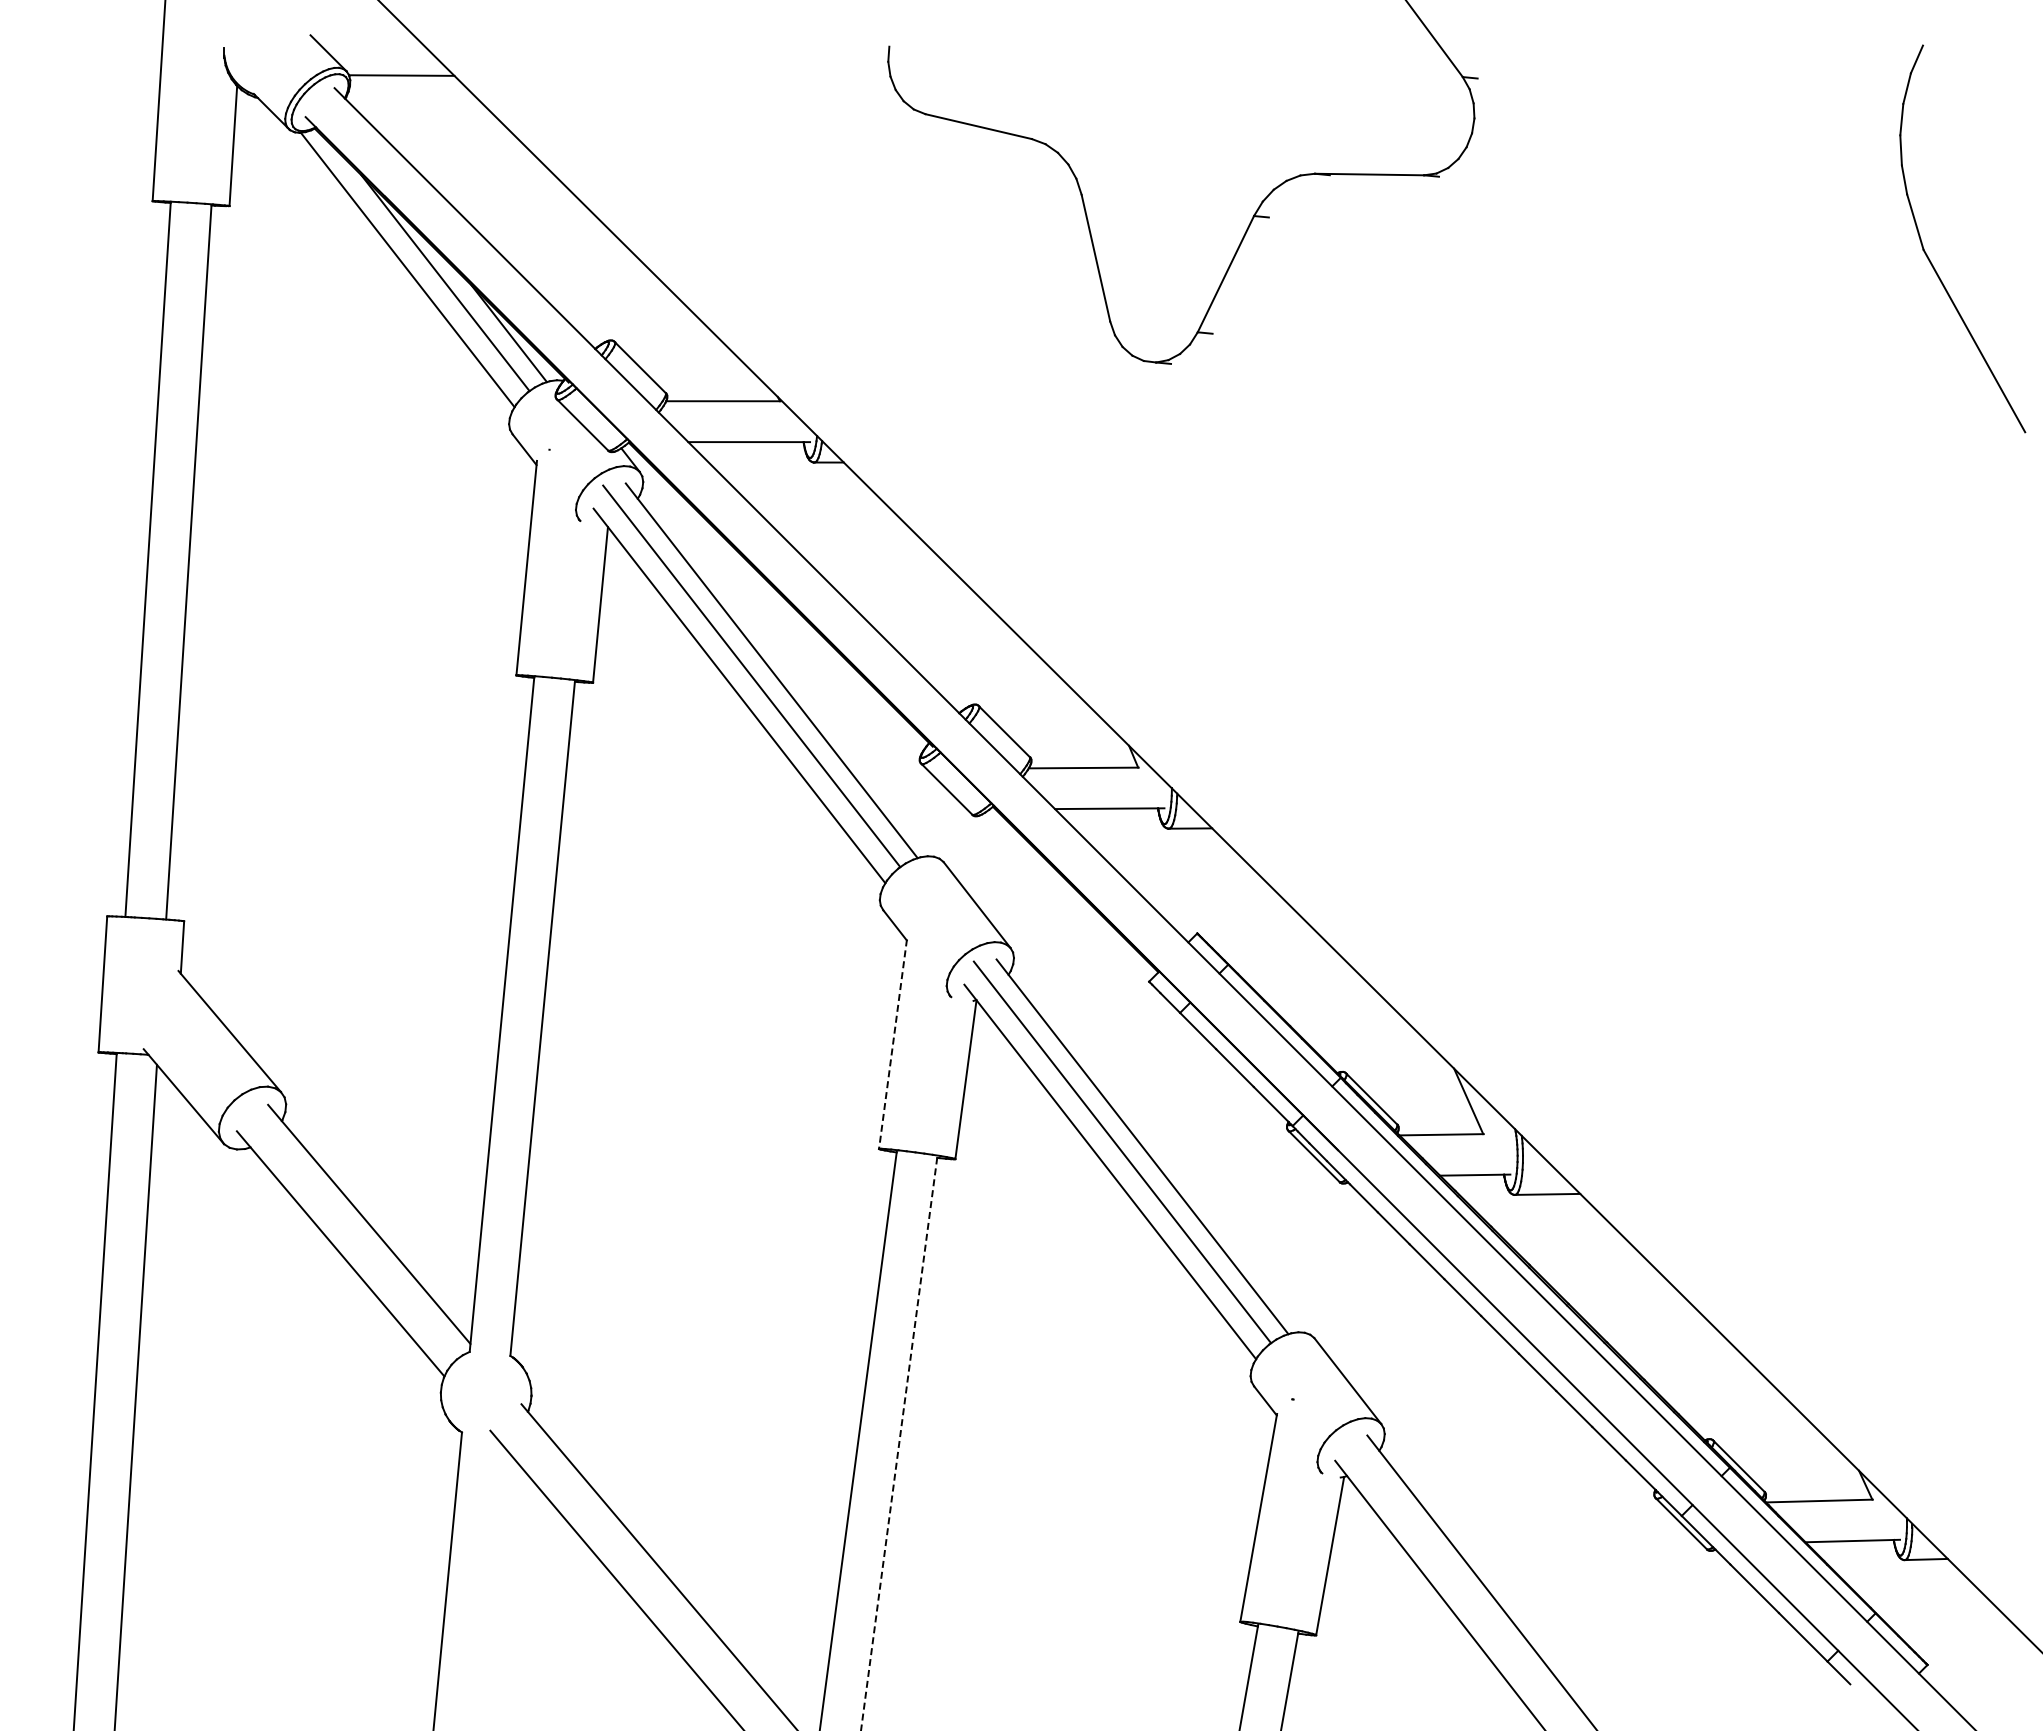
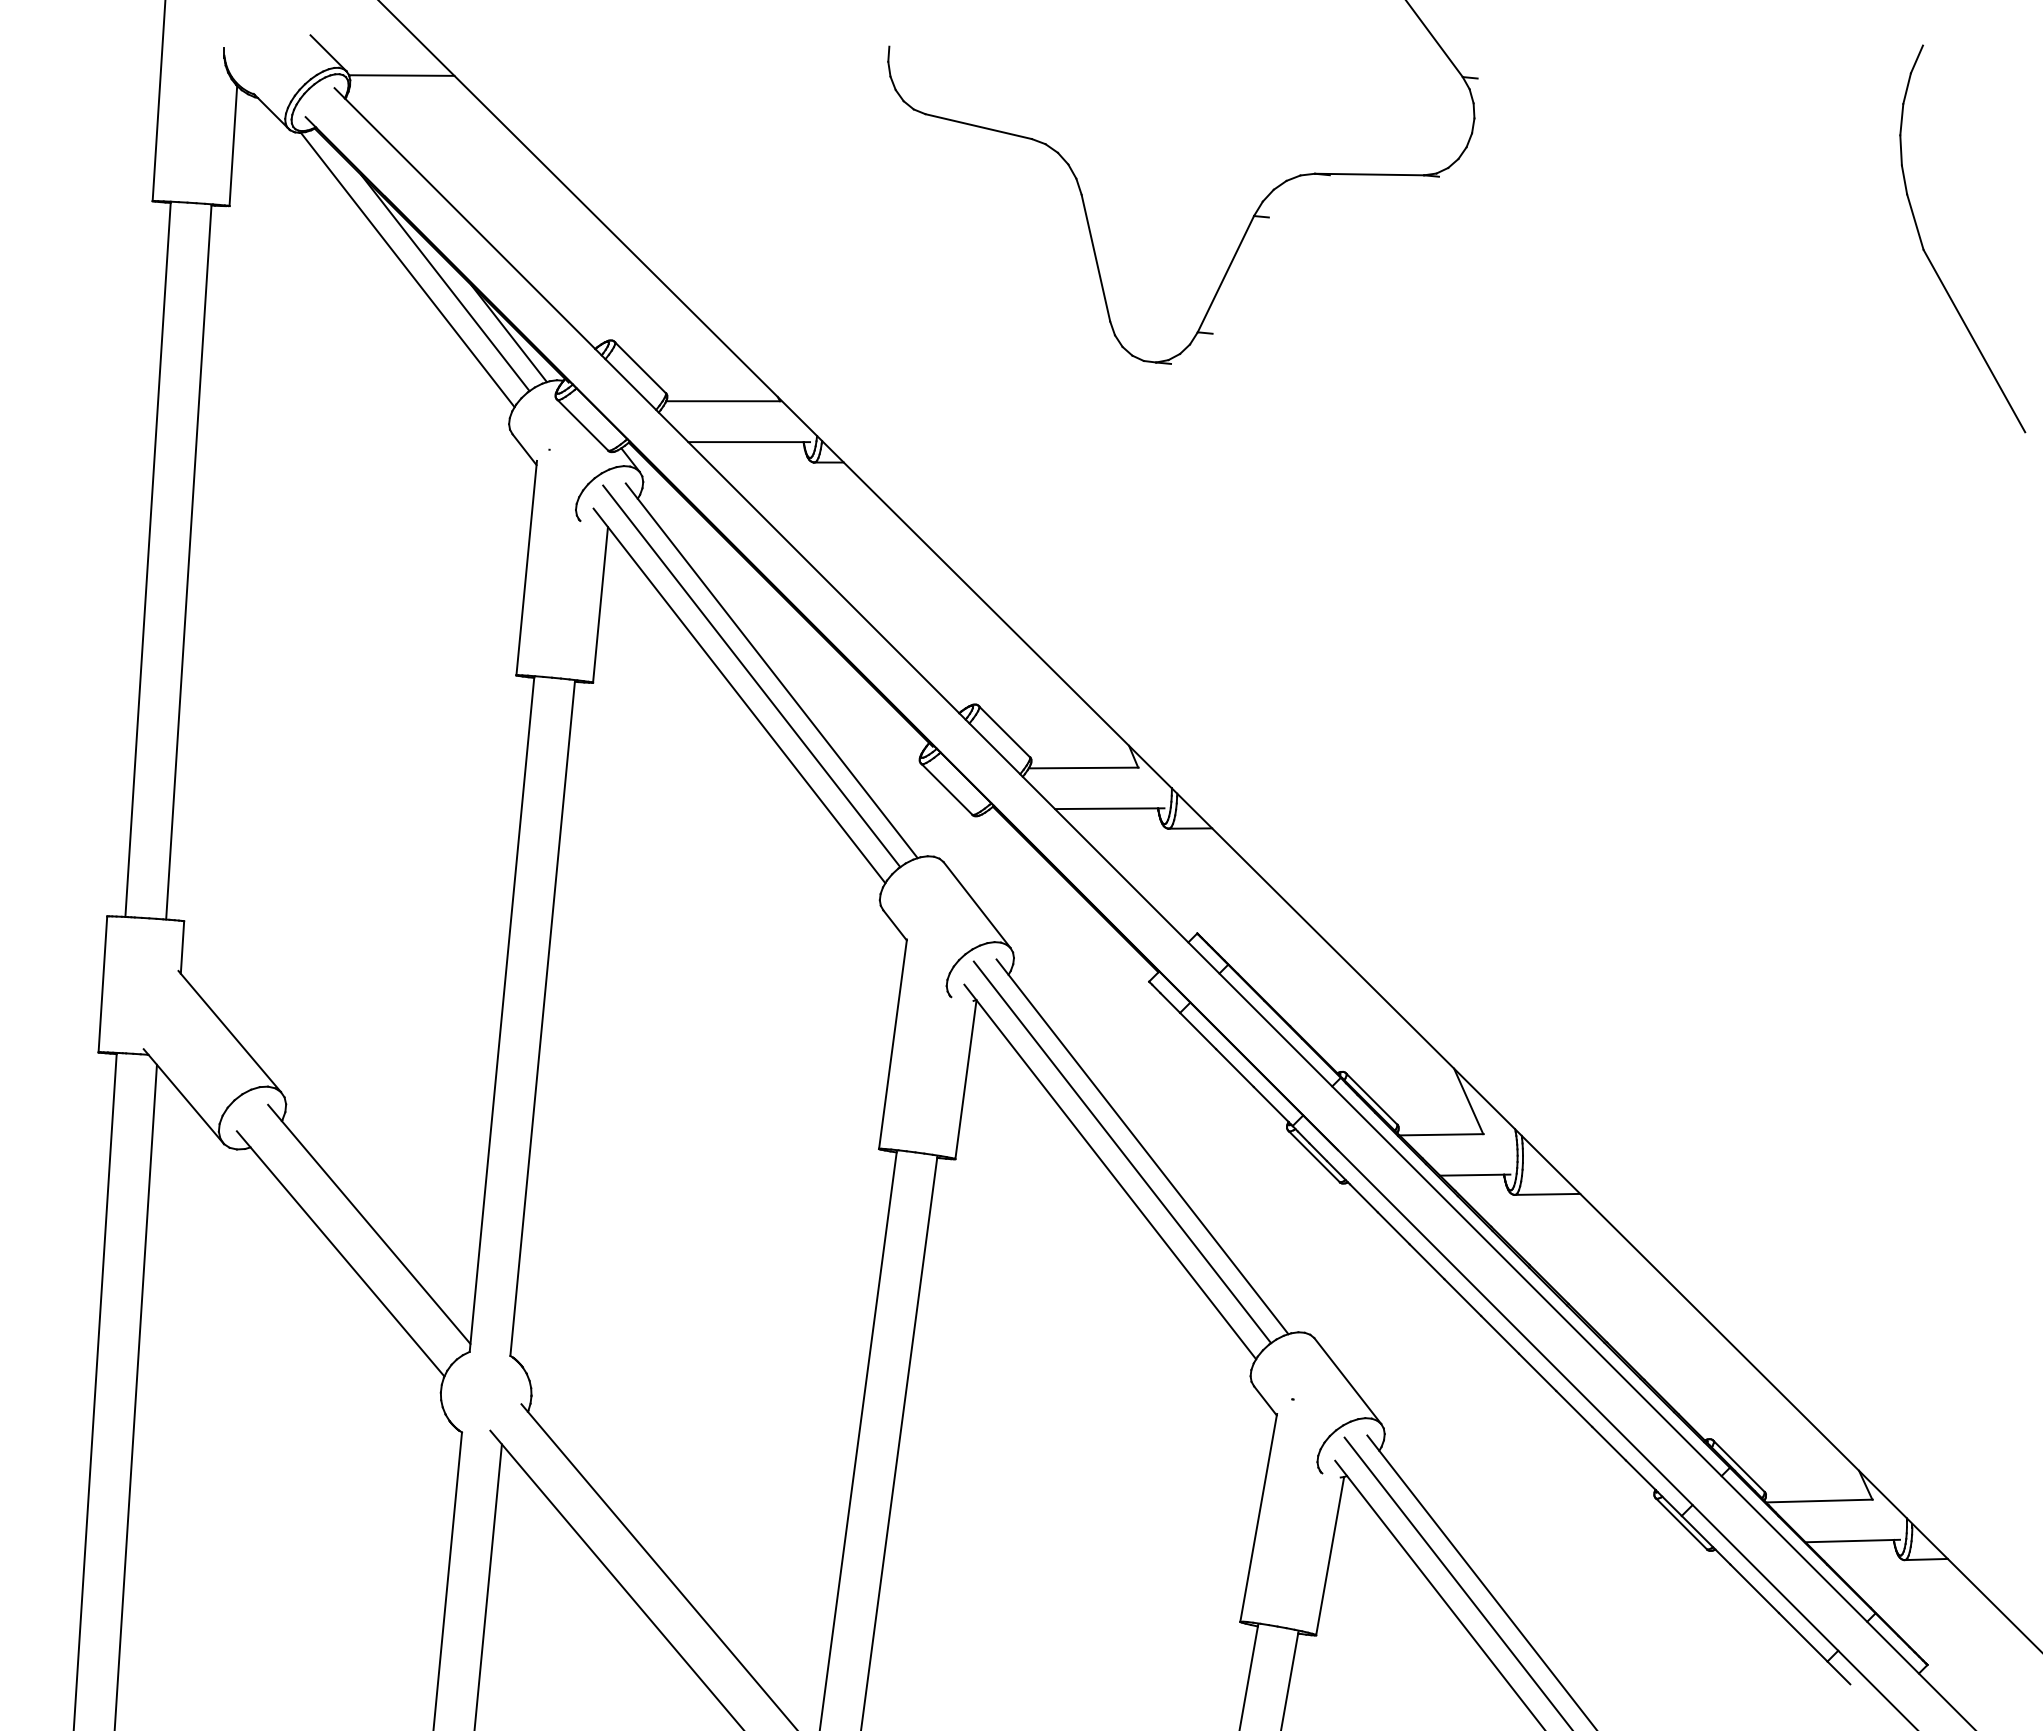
line: dashed -> solid (893, 1044)
line: dashed -> solid (899, 1443)
line: none -> present (1457, 1582)
line: none -> present (487, 1585)
